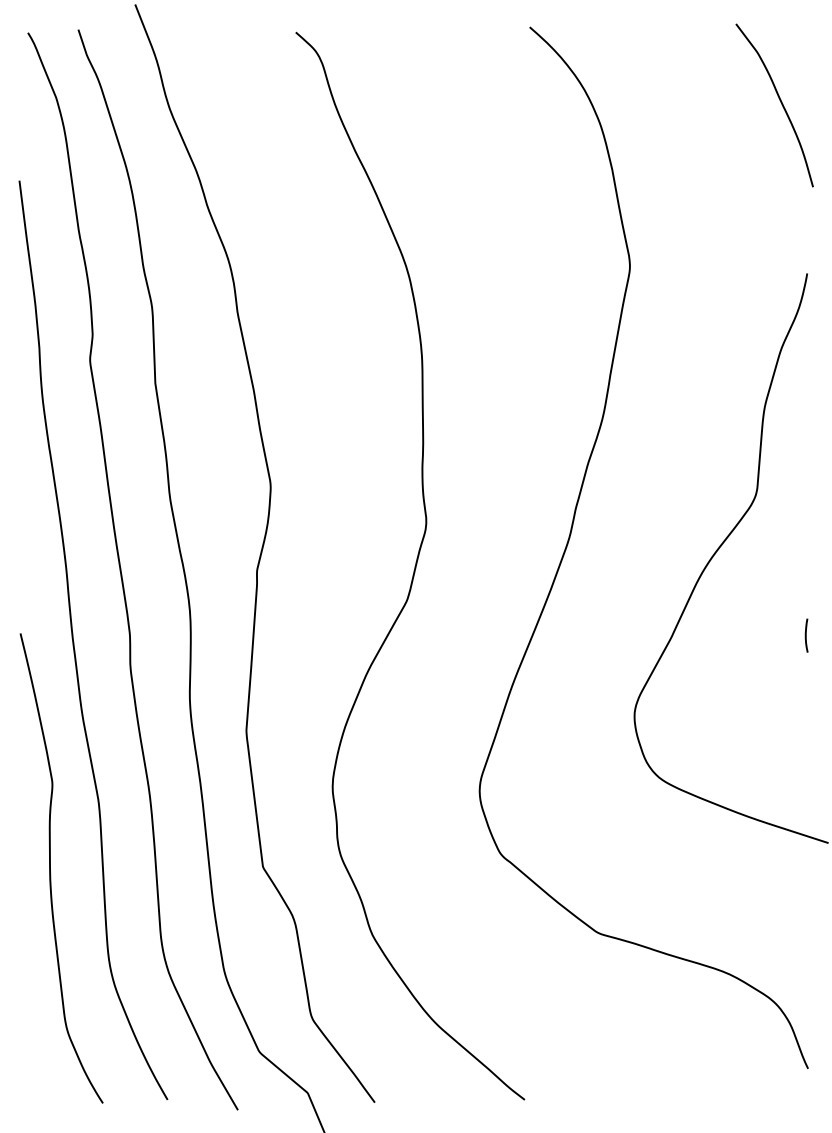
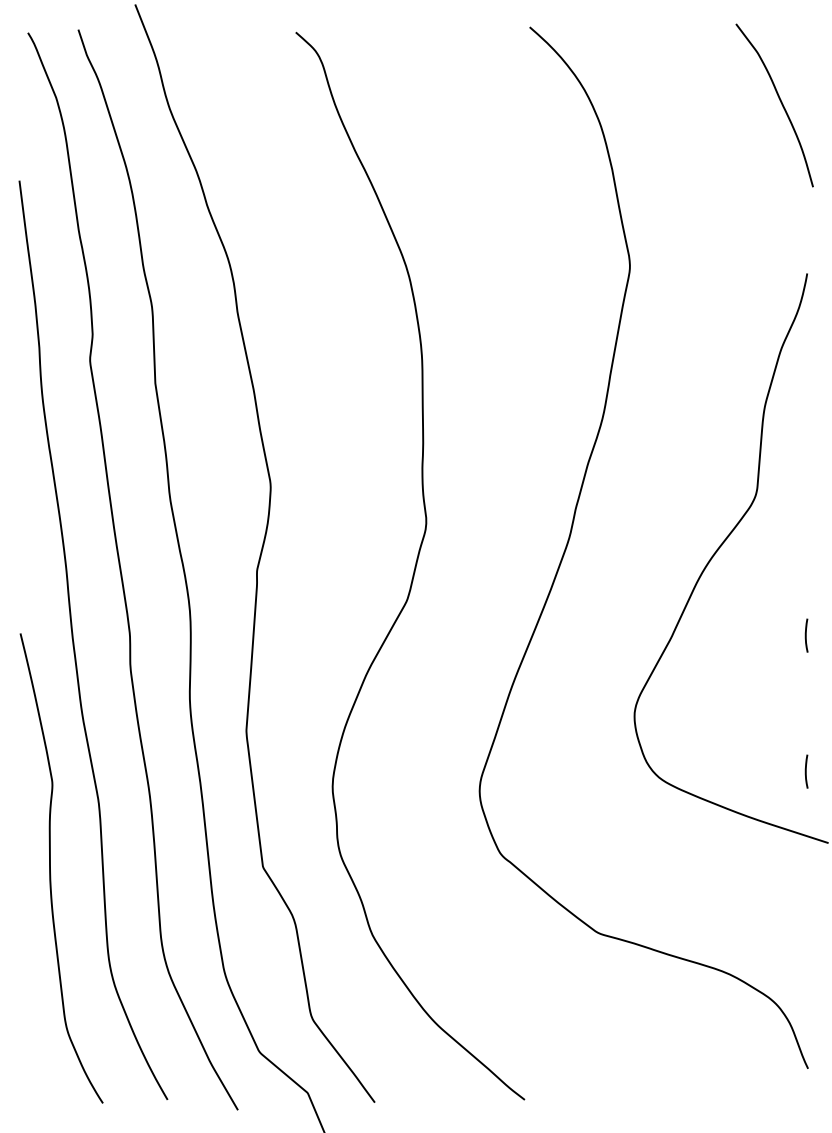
curve: none -> present (806, 771)
